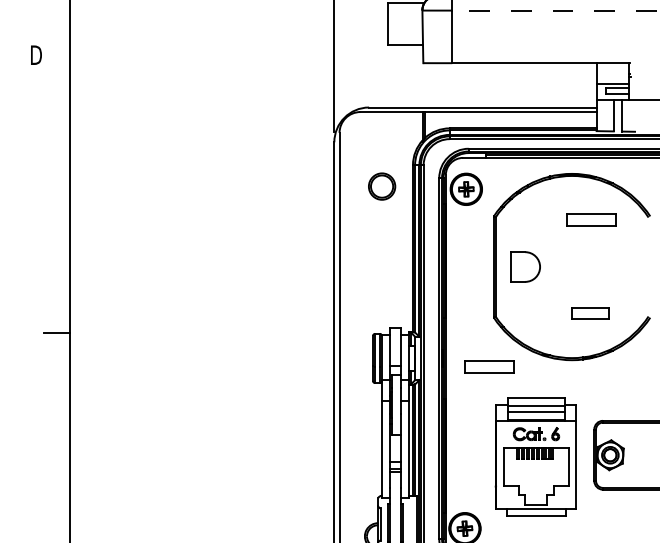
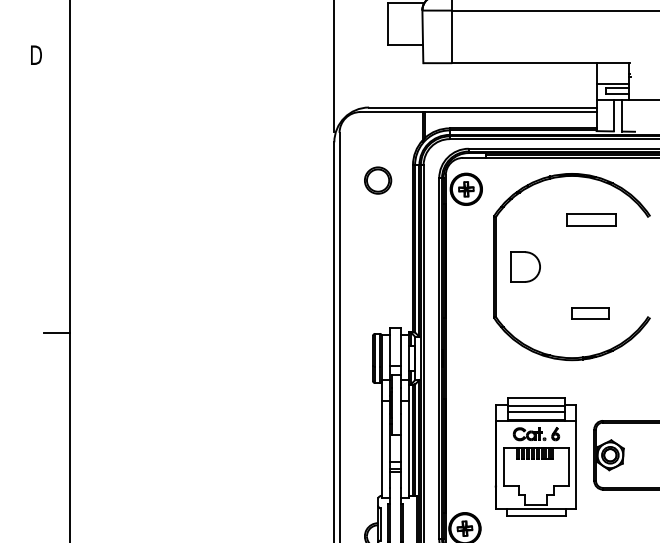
line: dashed -> solid (555, 10)
part position: (382, 186) -> (378, 180) (378, 180)
part: present -> none (489, 366)
